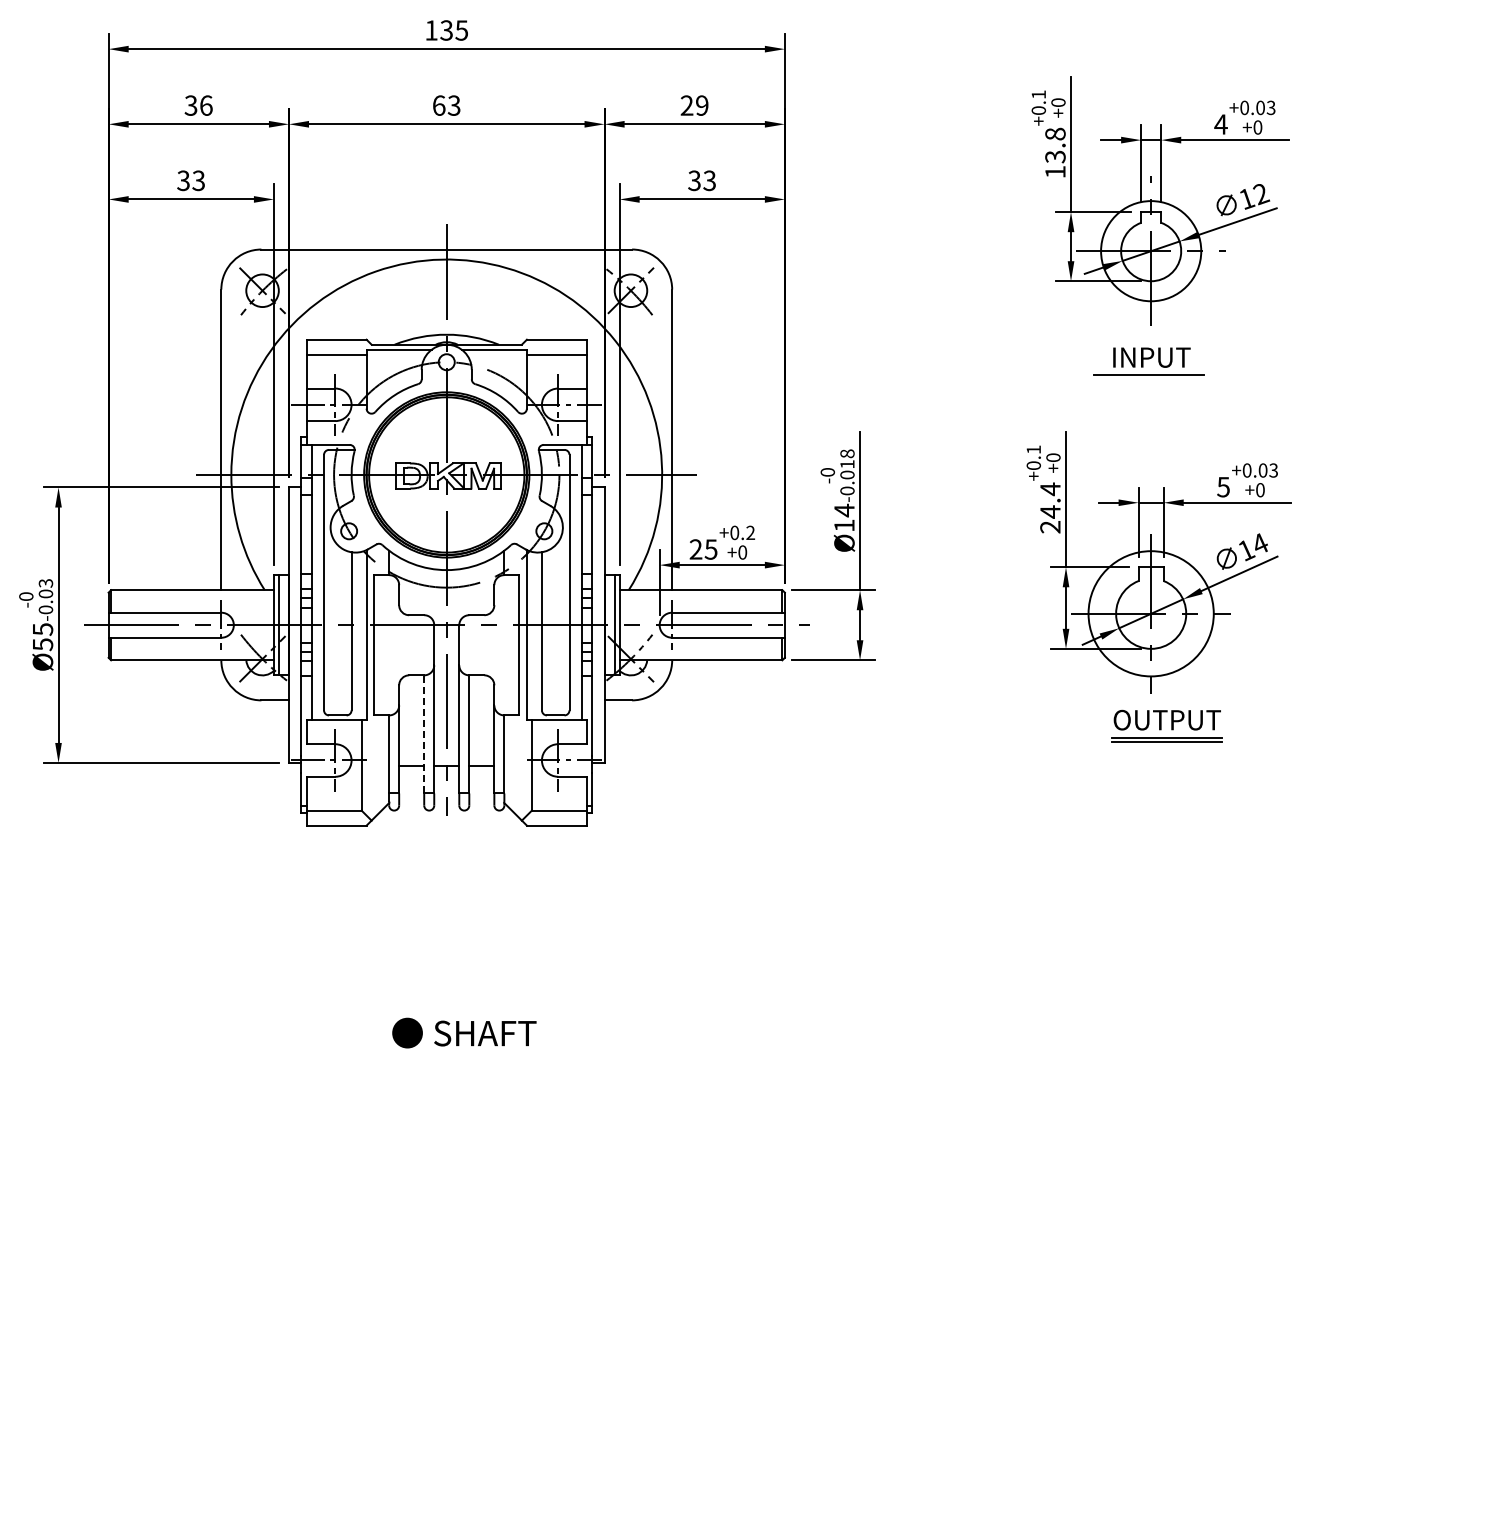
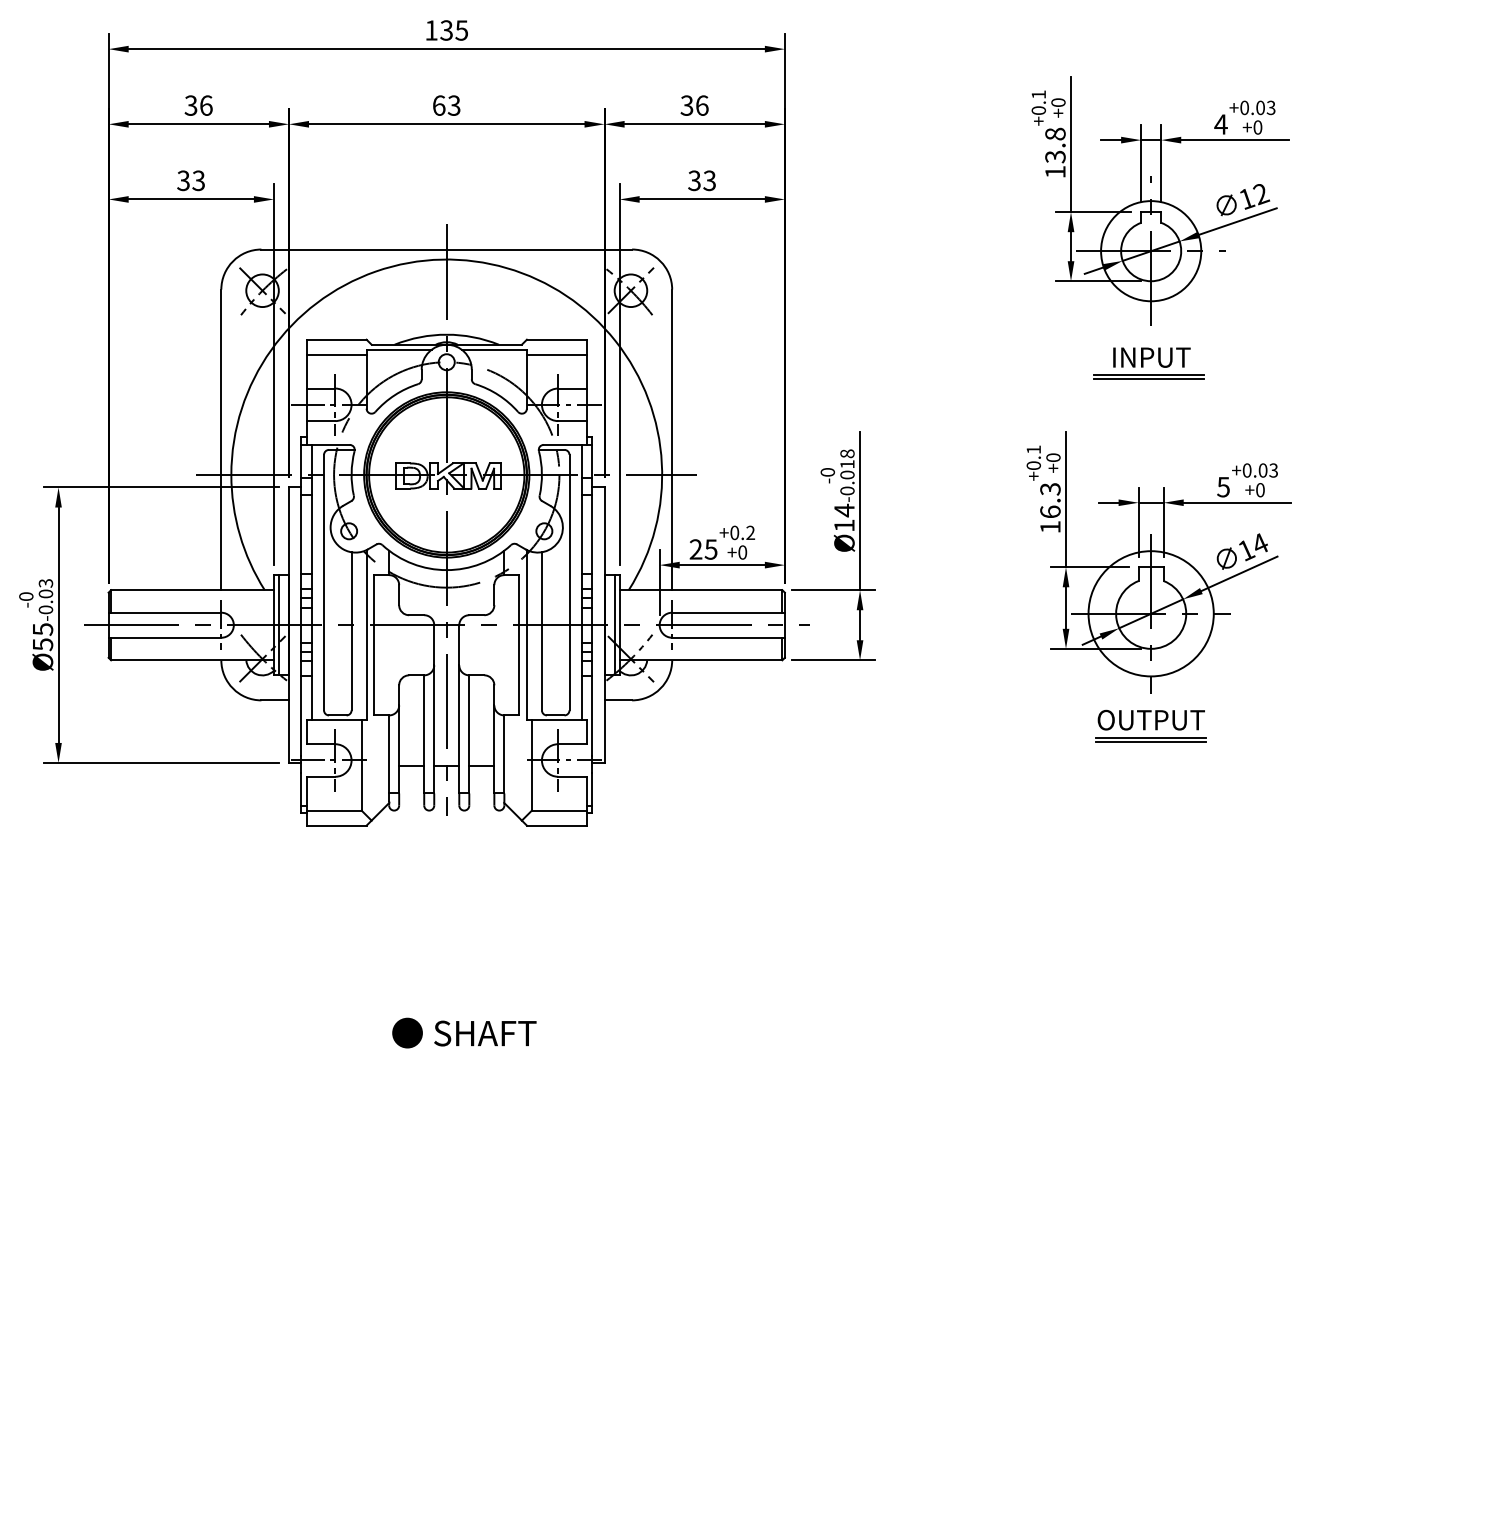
text: 29 -> 36 (694, 105)
line: none -> present (1148, 379)
text: 24.4 -> 16.3 (1050, 507)
part position: (1166, 725) -> (1150, 725) (1150, 725)
line: dashed -> solid (424, 733)
